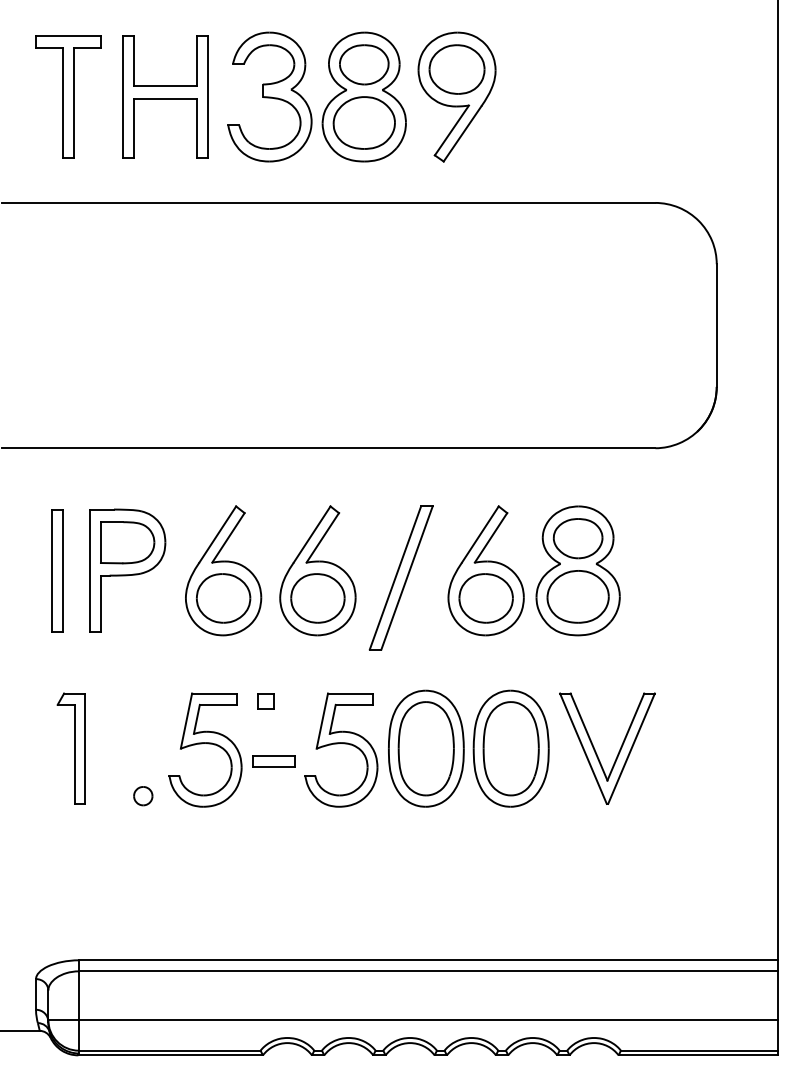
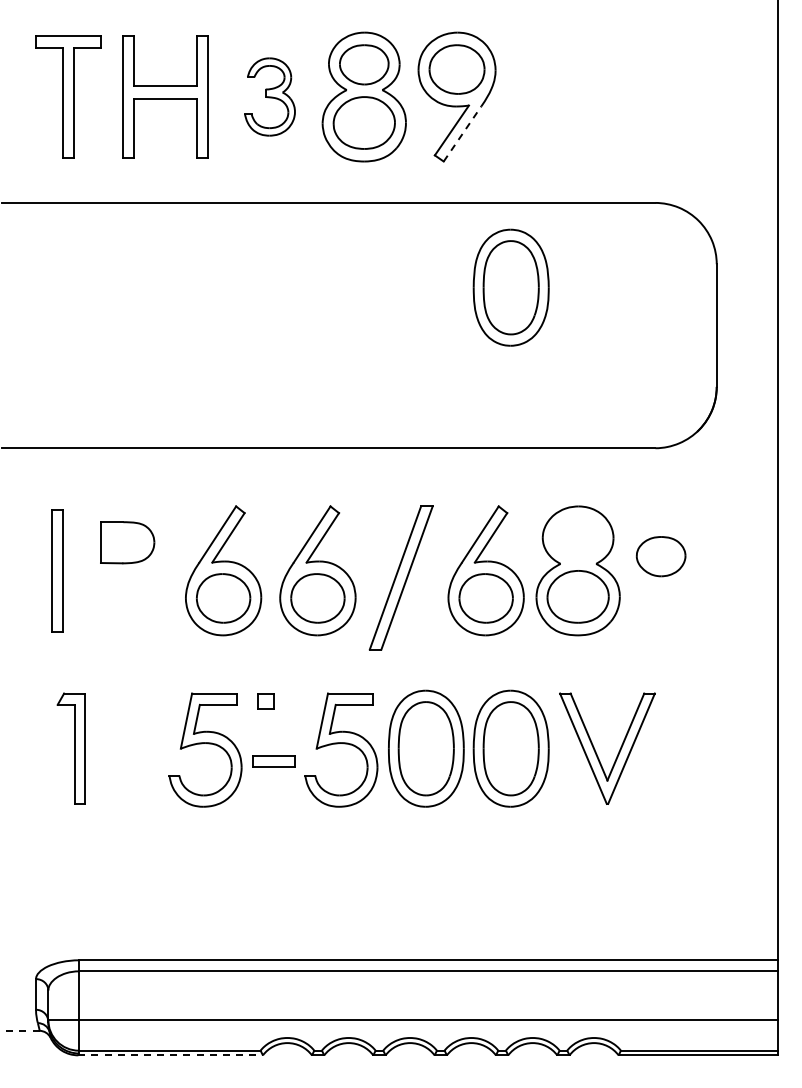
part size: 86x132 px -> 52x80 px (269, 96)
line: solid -> dashed (462, 133)
part: none -> present (510, 287)
part position: (577, 538) -> (660, 556) (660, 556)
part: present -> none (127, 570)
part: present -> none (143, 796)
line: solid -> dashed (19, 1030)
line: solid -> dashed (171, 1055)
